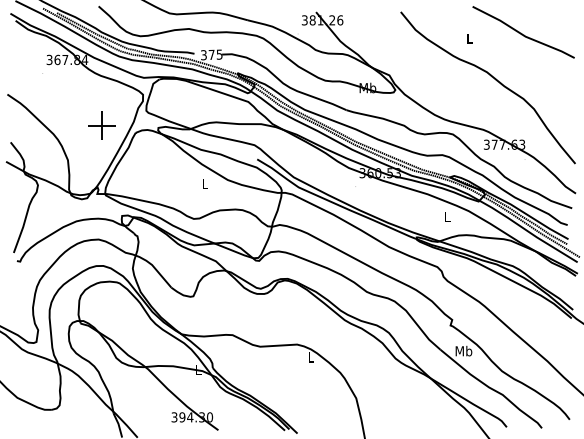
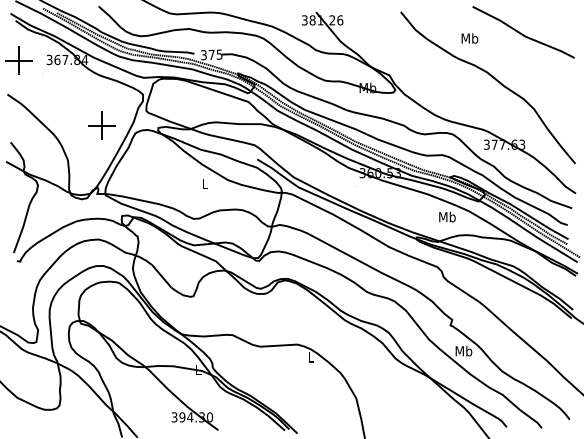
text: L -> Mb (469, 38)
part: none -> present (18, 60)
text: L -> Mb (447, 216)
